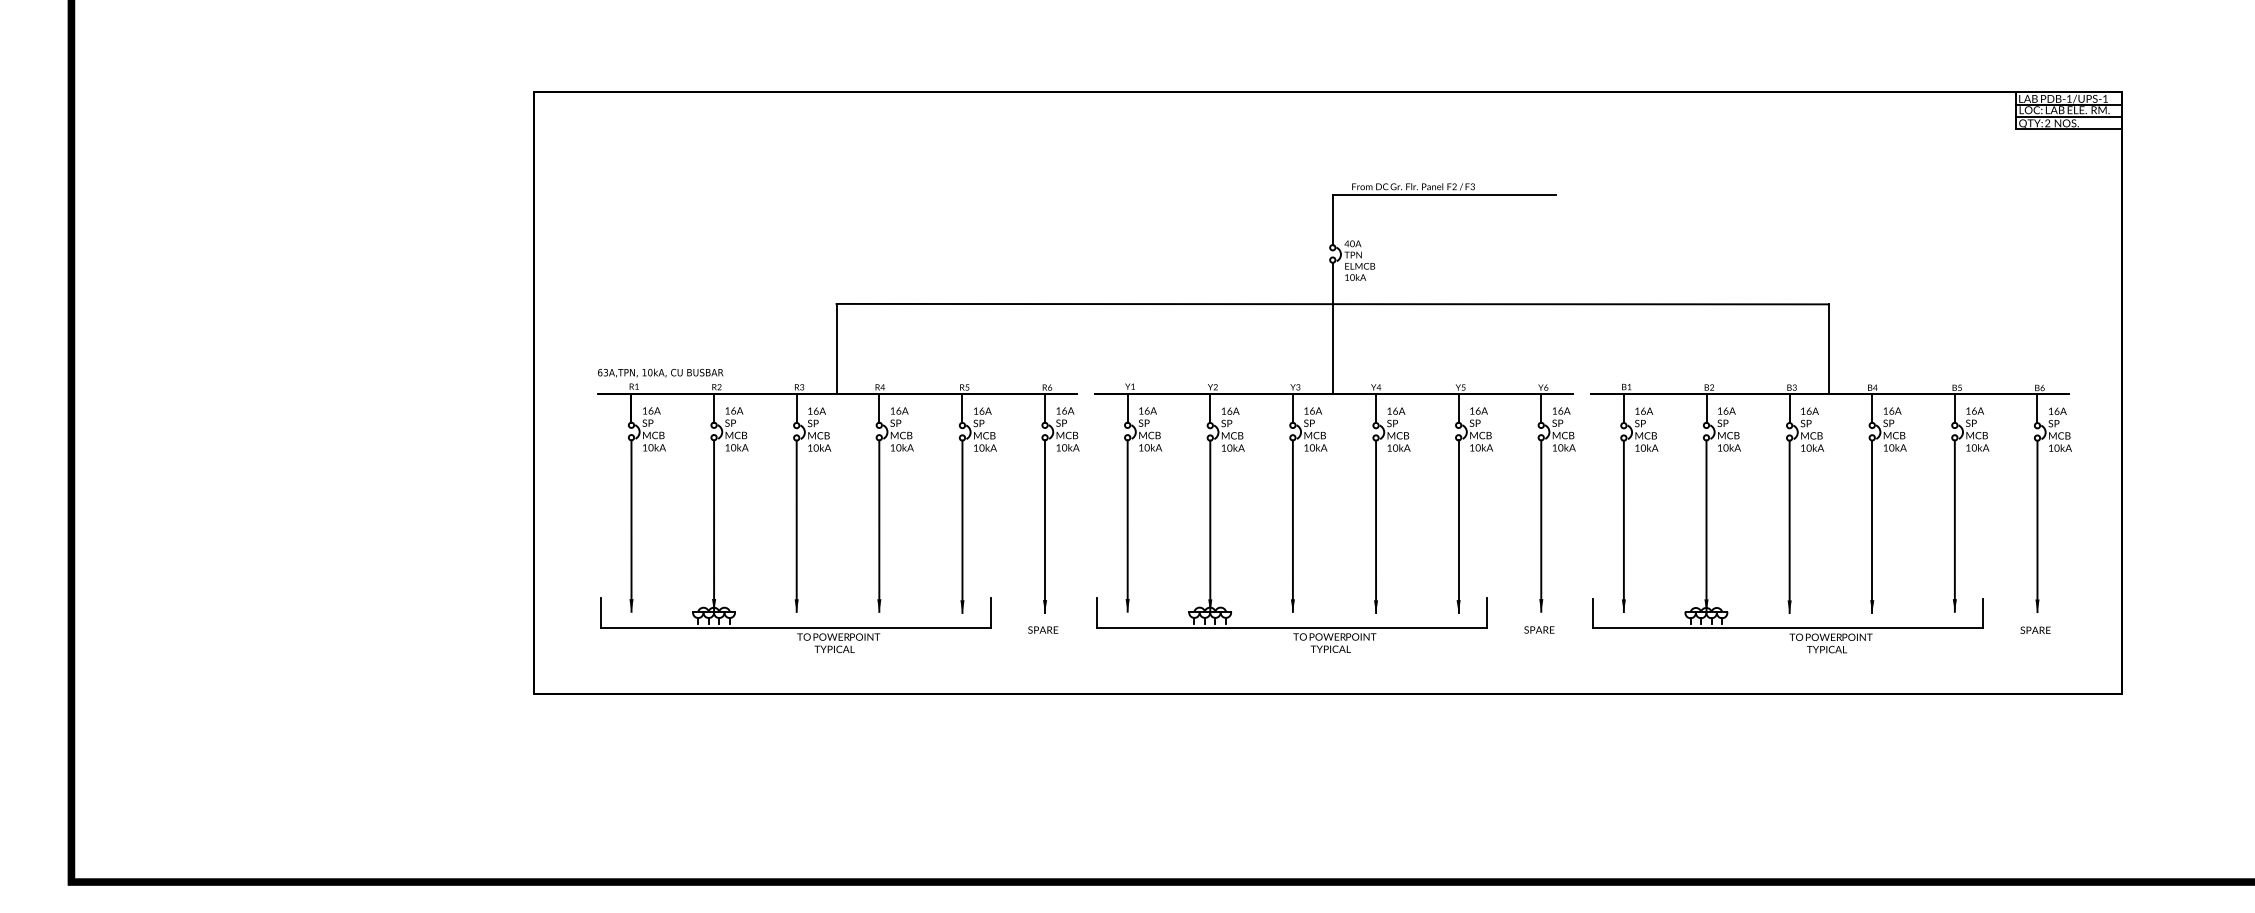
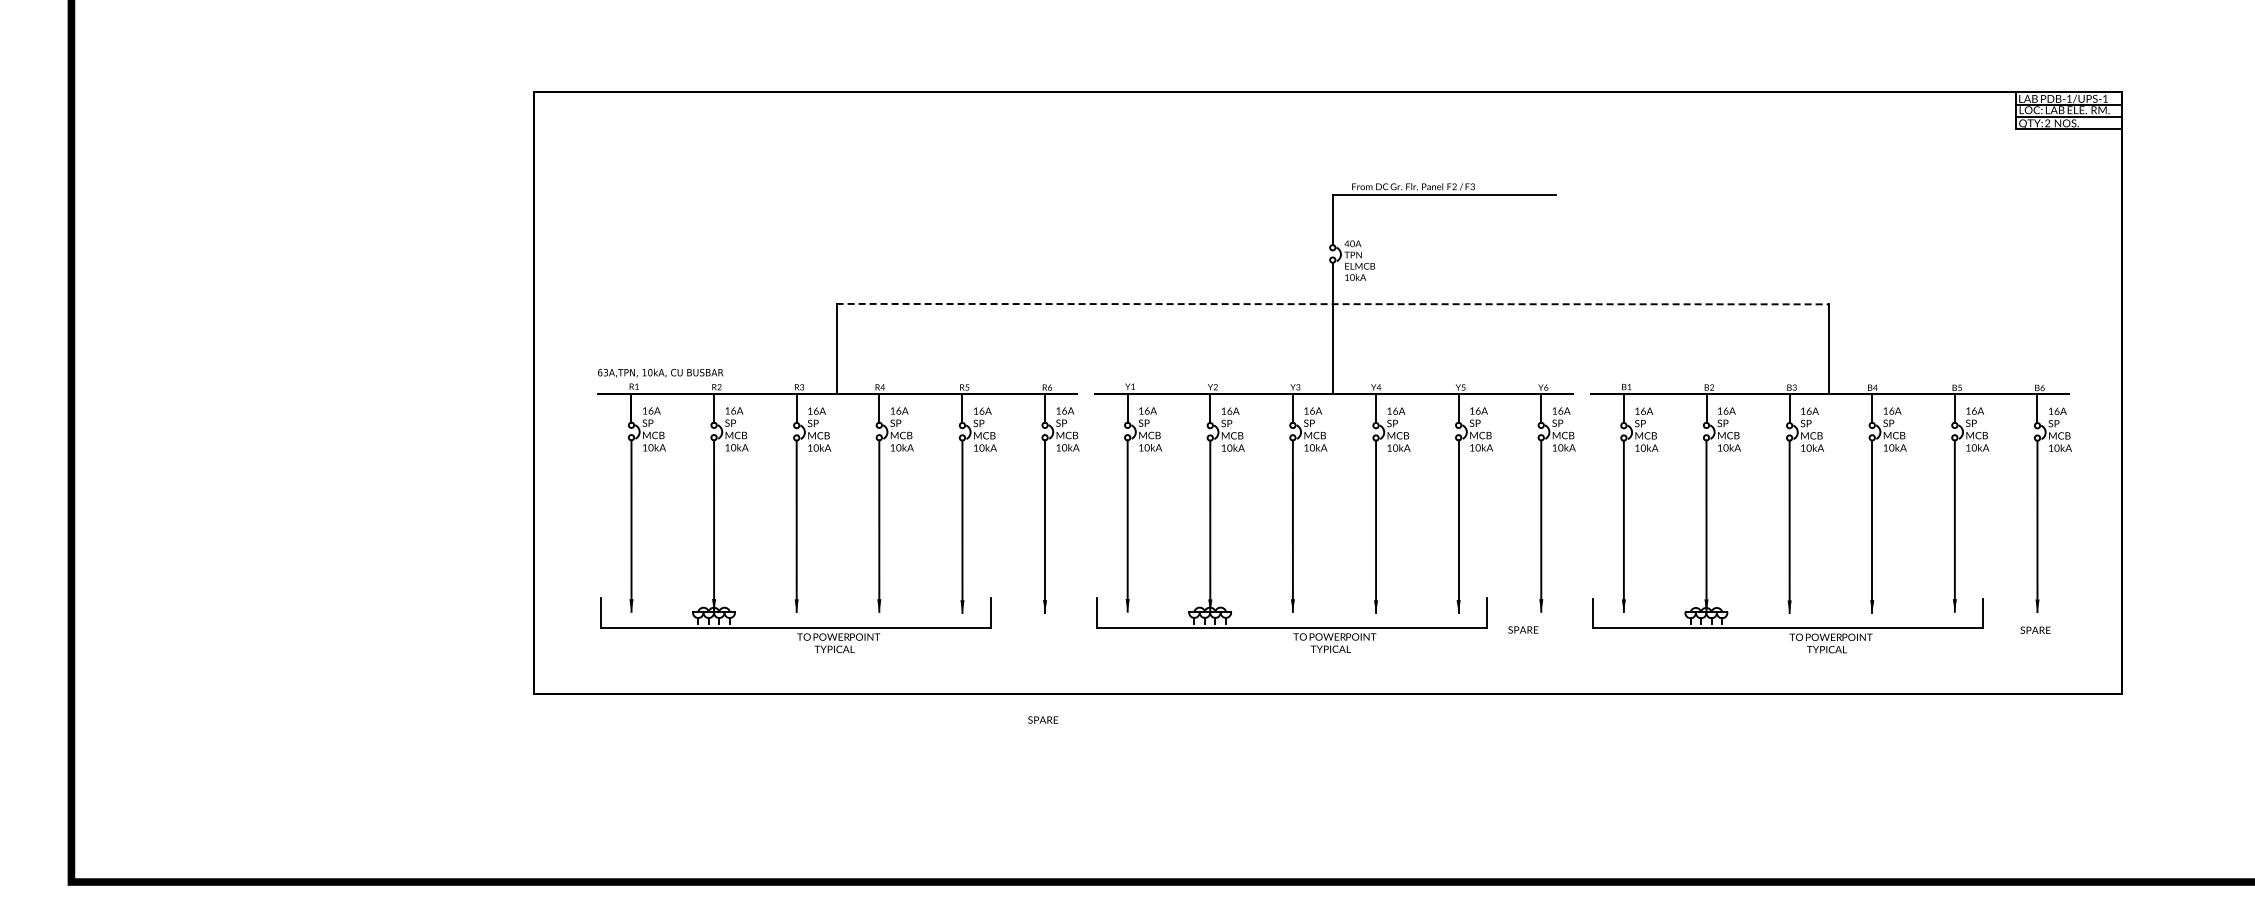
line: solid -> dashed (1333, 304)
text position: (1043, 629) -> (1043, 719) (1043, 719)
text position: (1539, 629) -> (1523, 629) (1523, 629)
